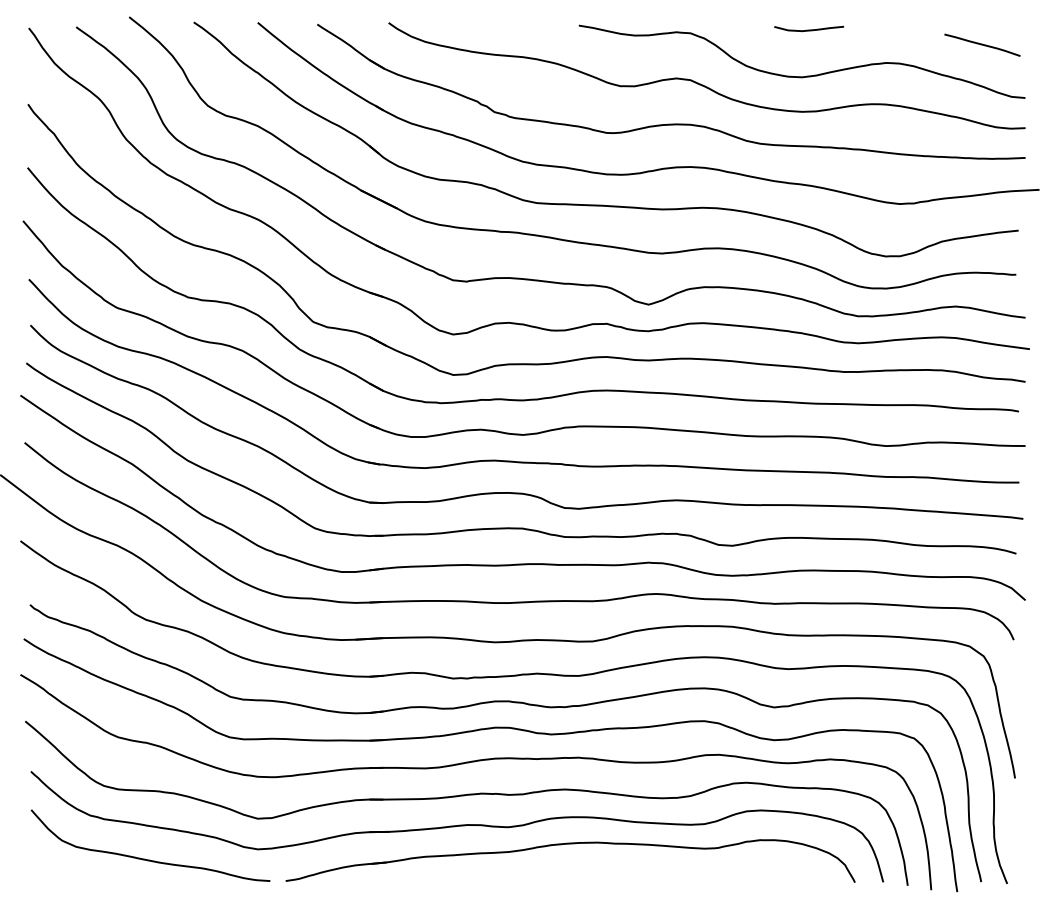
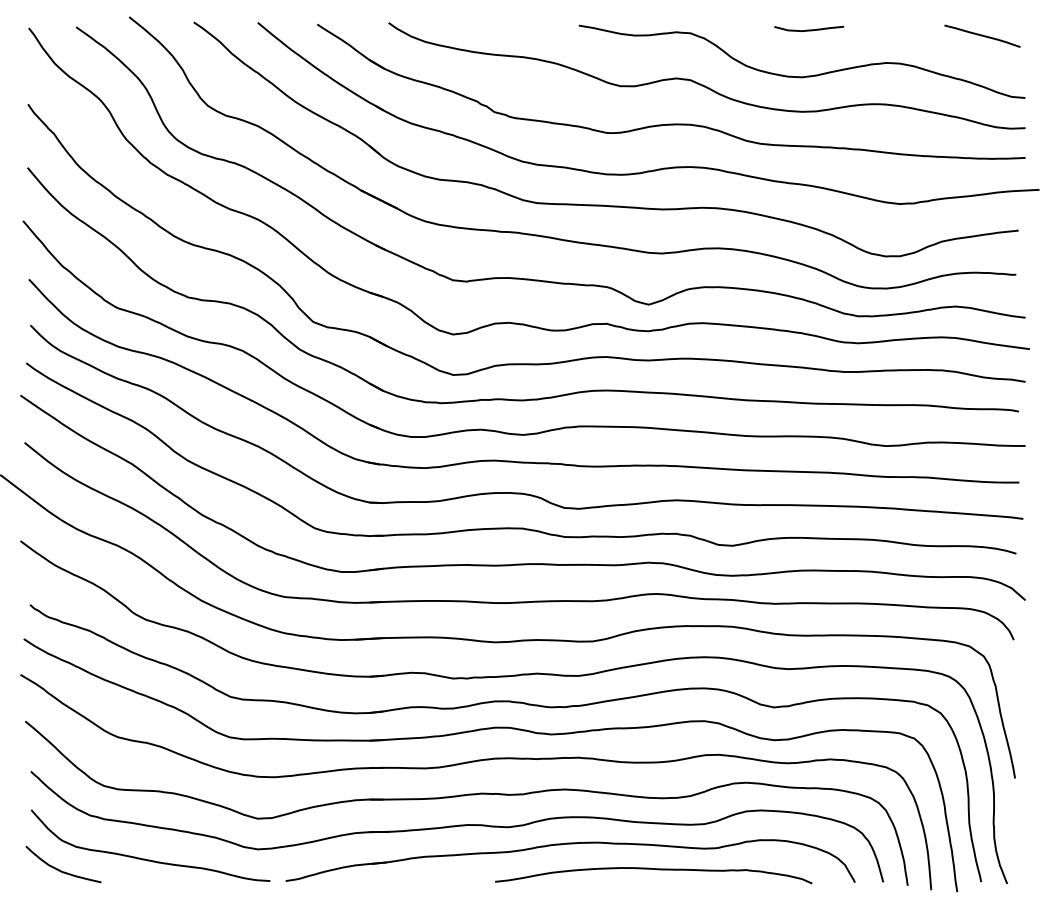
curve position: (982, 44) -> (982, 35) (982, 35)
curve: none -> present (653, 869)
curve: none -> present (61, 870)
